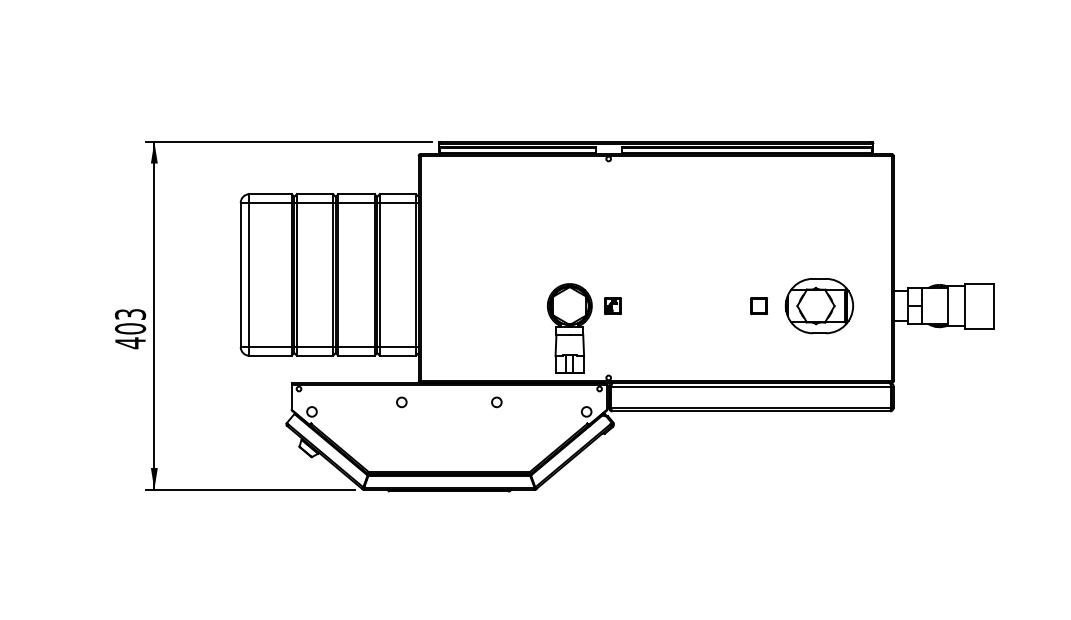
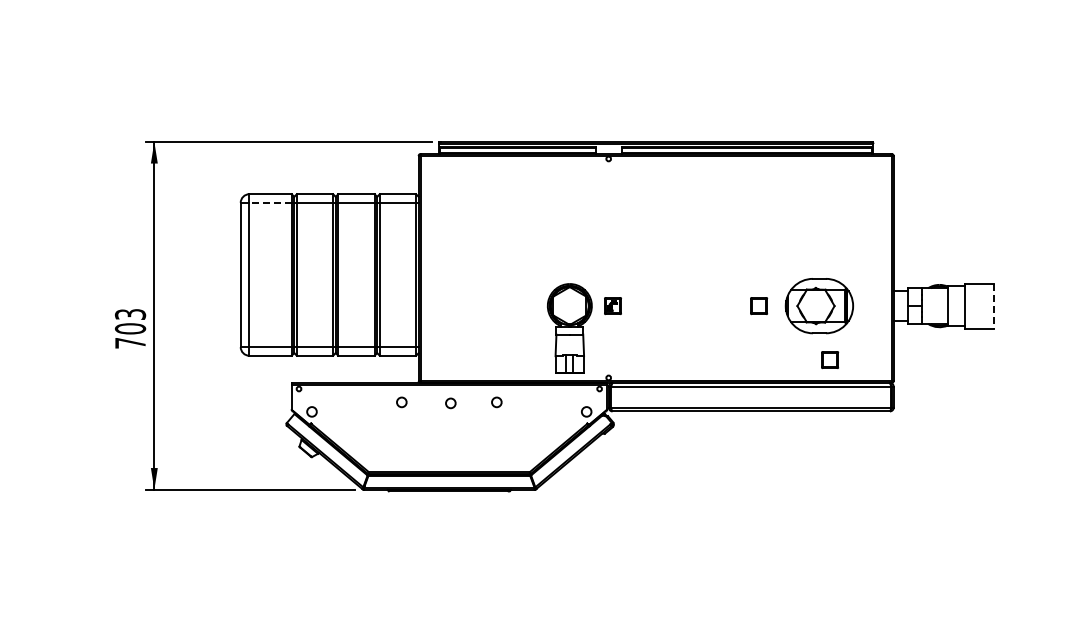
line: solid -> dashed (270, 202)
line: solid -> dashed (993, 306)
text: 403 -> 703 (130, 343)
part: none -> present (830, 360)
circle: none -> present (450, 403)
